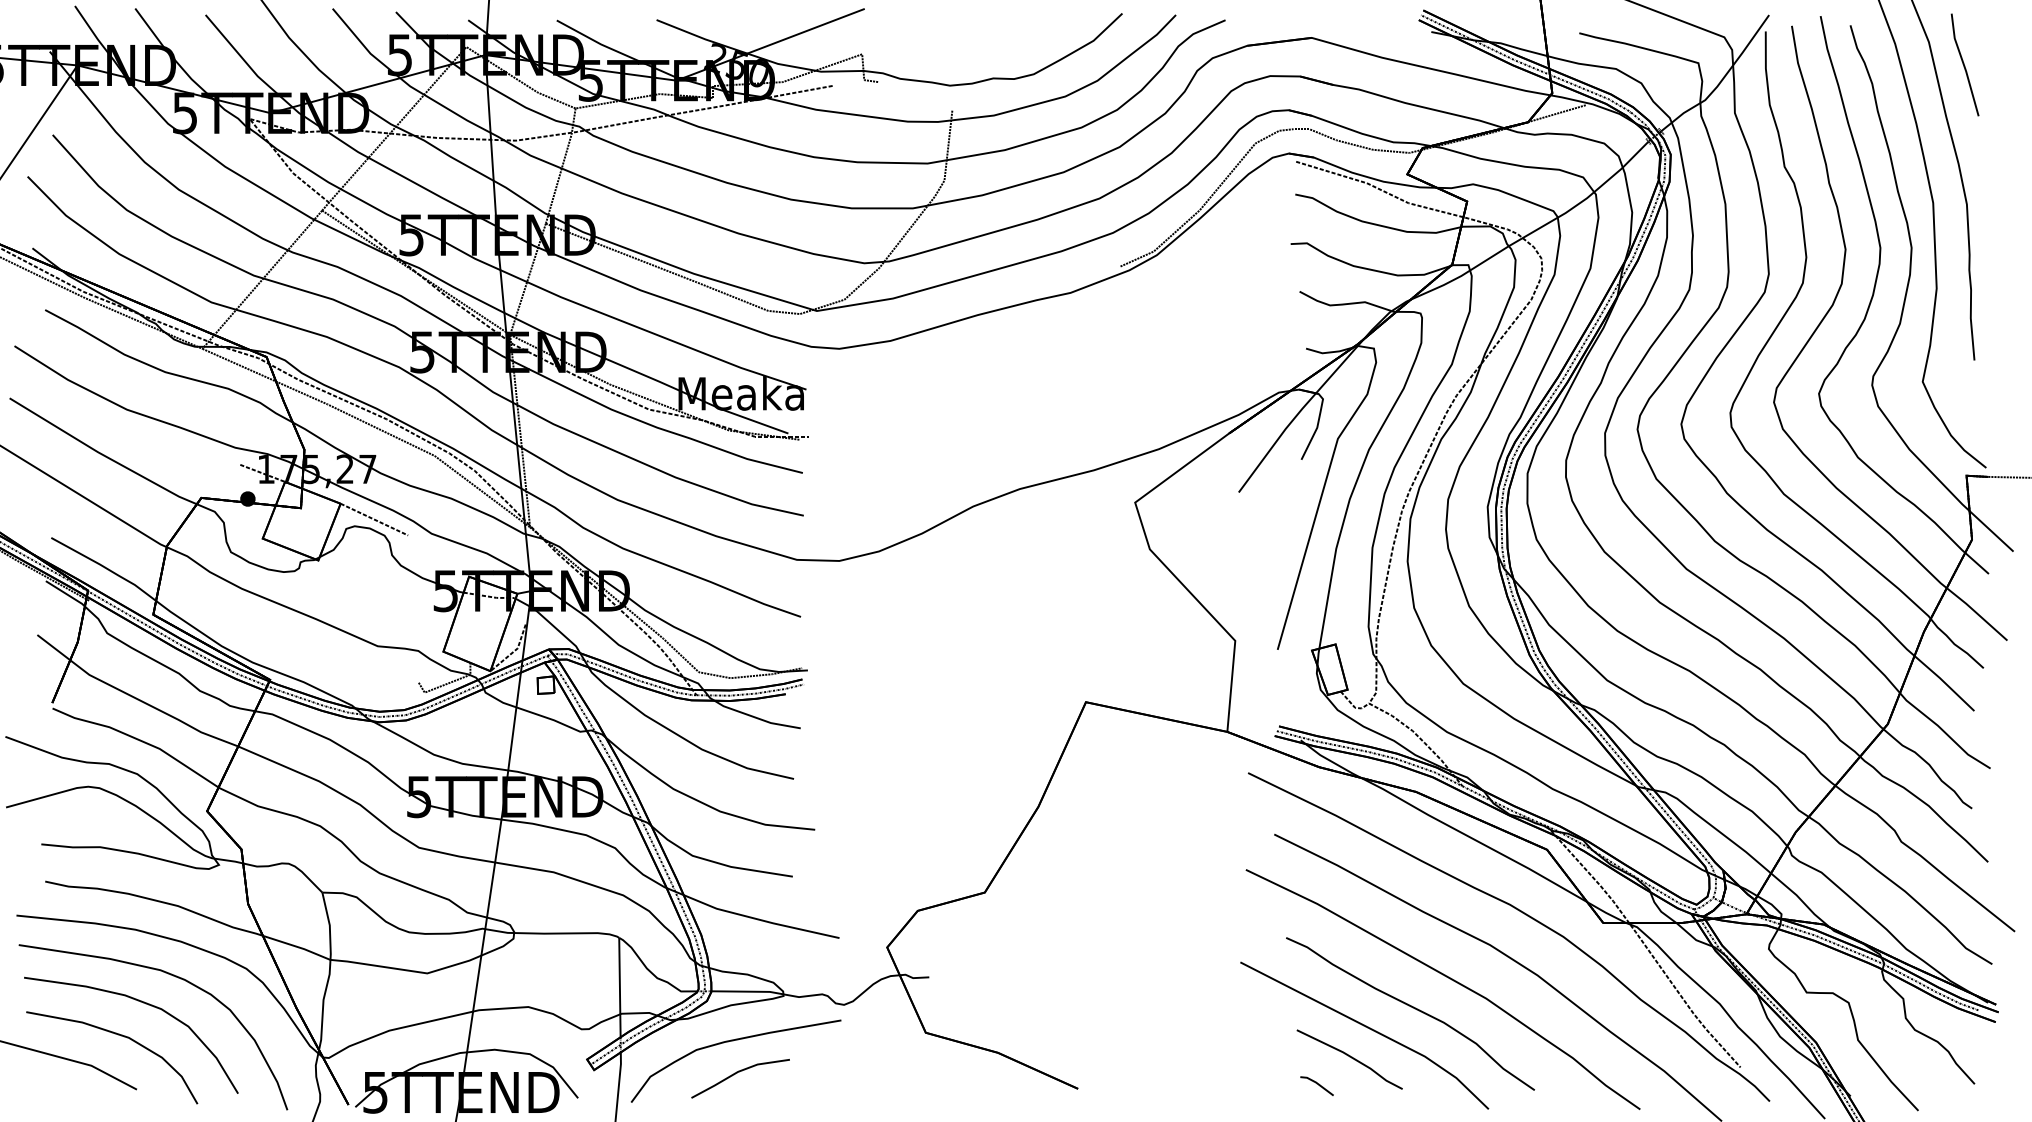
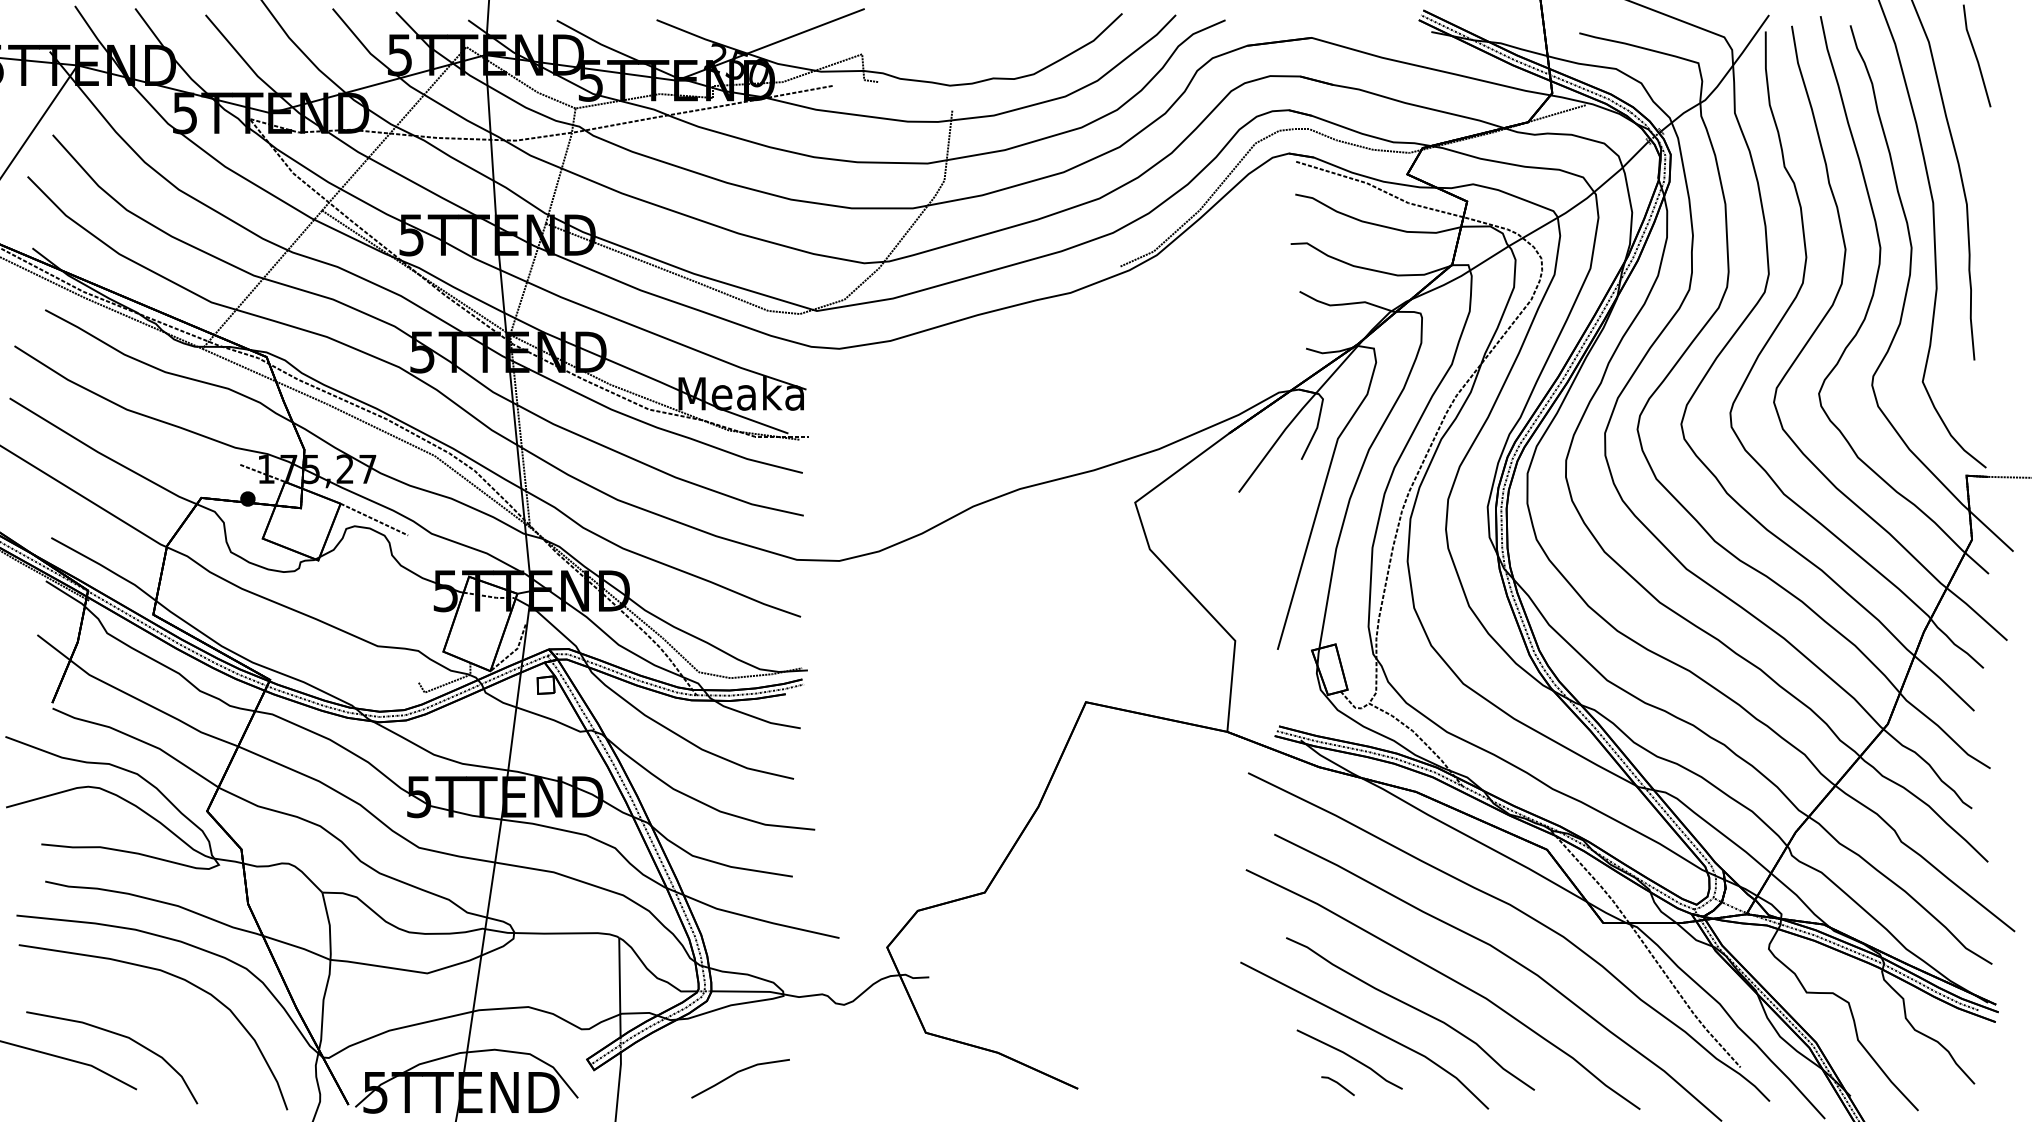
line position: (1964, 64) -> (1976, 55) (1976, 55)
curve: present -> none (145, 1004)
curve: present -> none (733, 1041)
line position: (1317, 1084) -> (1338, 1084) (1338, 1084)
